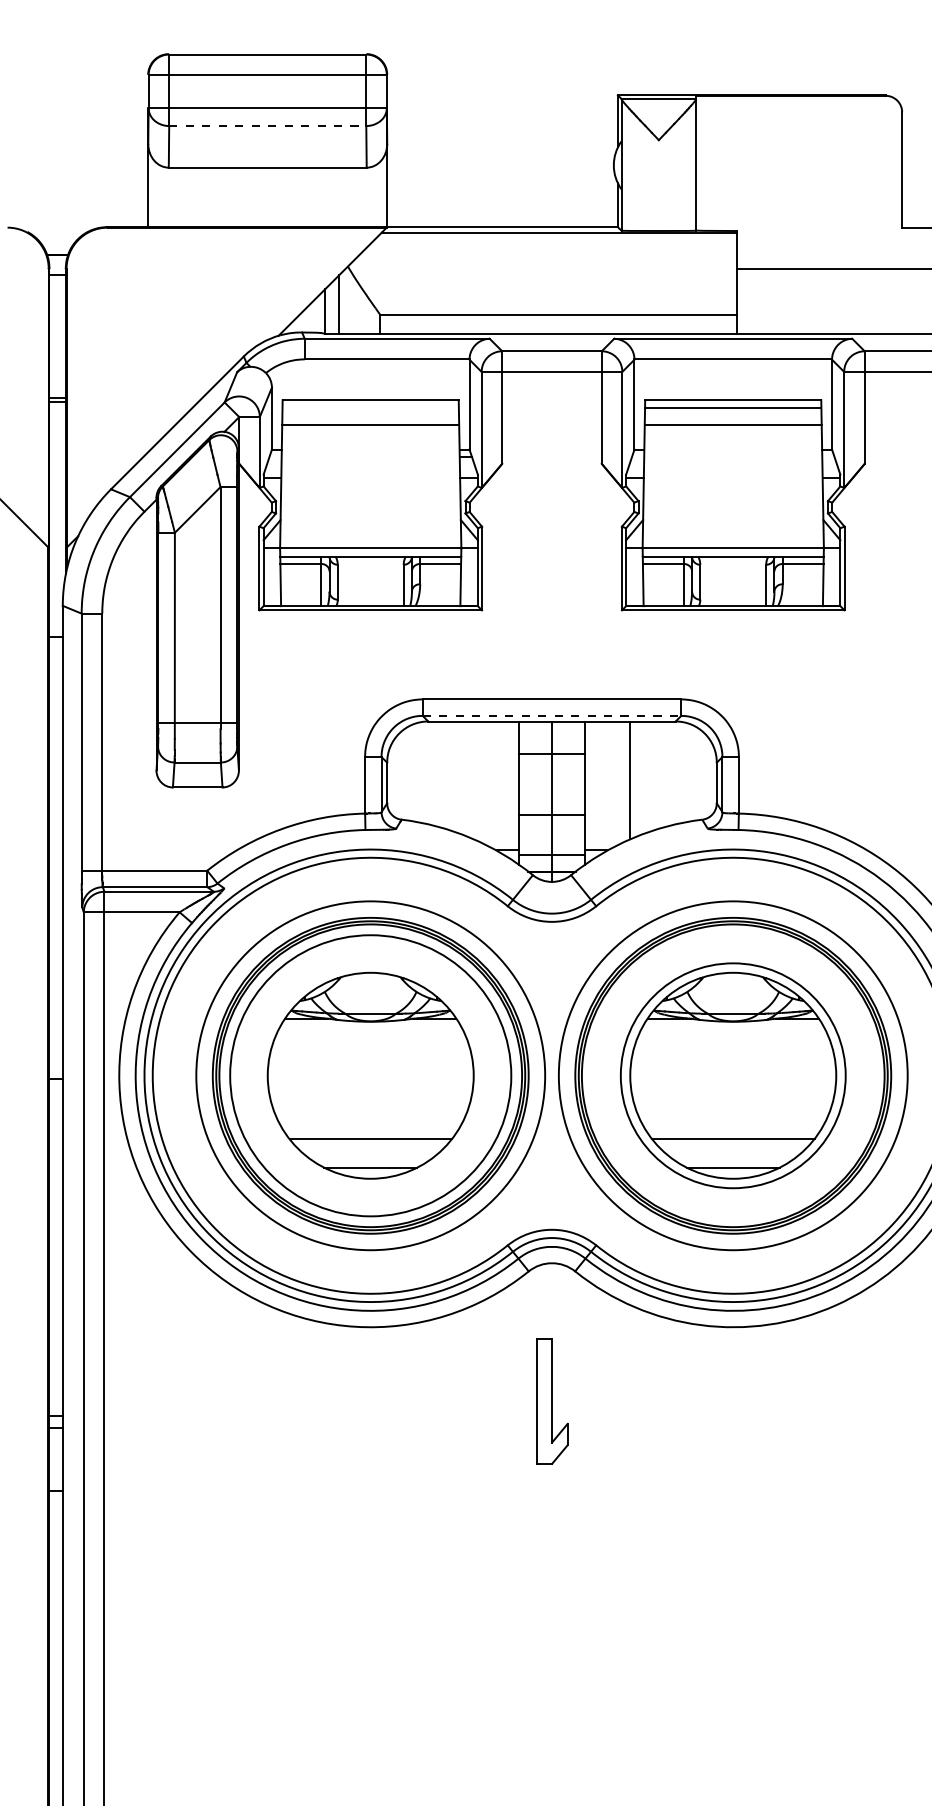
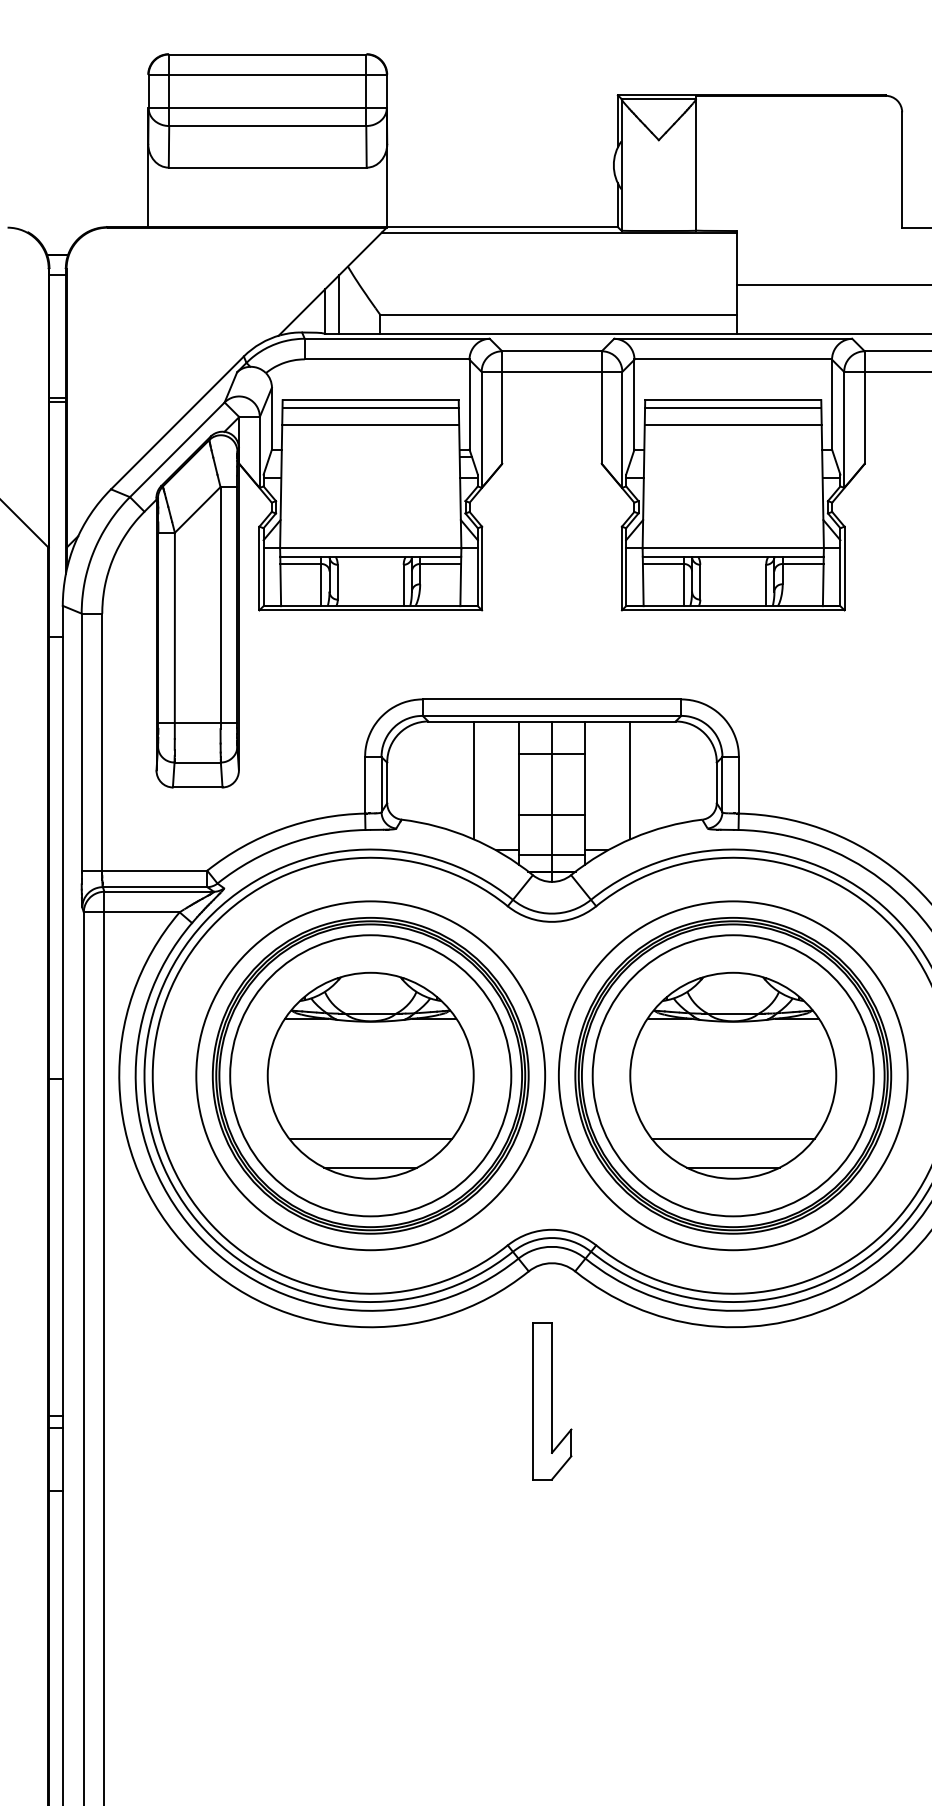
line: dashed -> solid (267, 126)
line position: (832, 268) -> (832, 284) (832, 284)
line: none -> present (370, 408)
line: dashed -> solid (552, 715)
line: none -> present (473, 780)
circle diameter: 225 px -> 281 px (732, 1075)
part size: 33x127 px -> 41x159 px (552, 1401)
